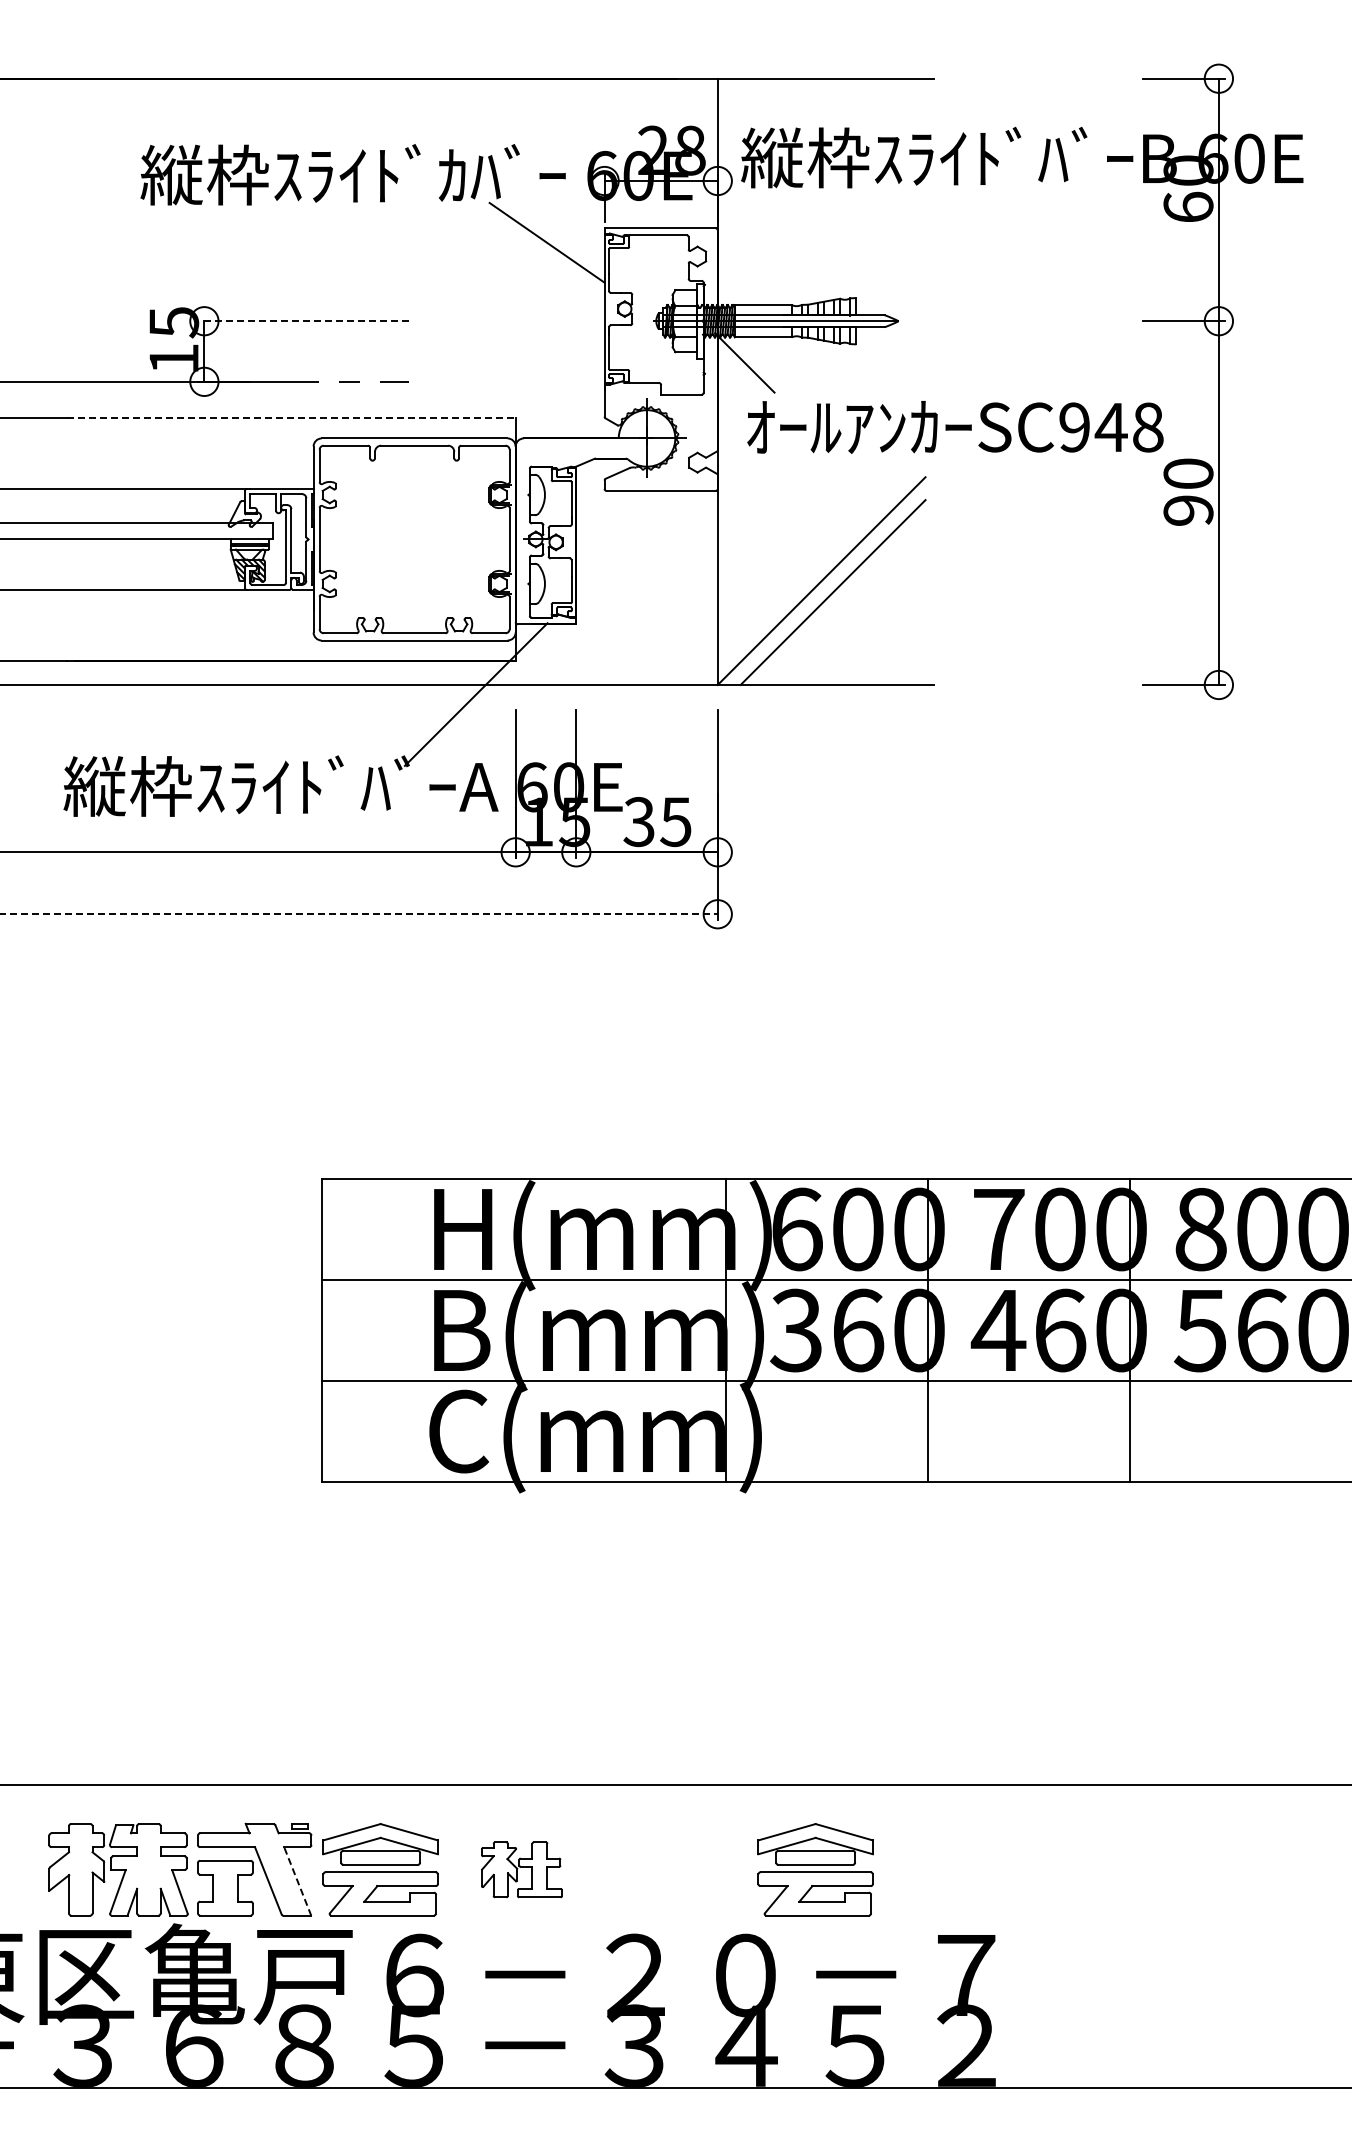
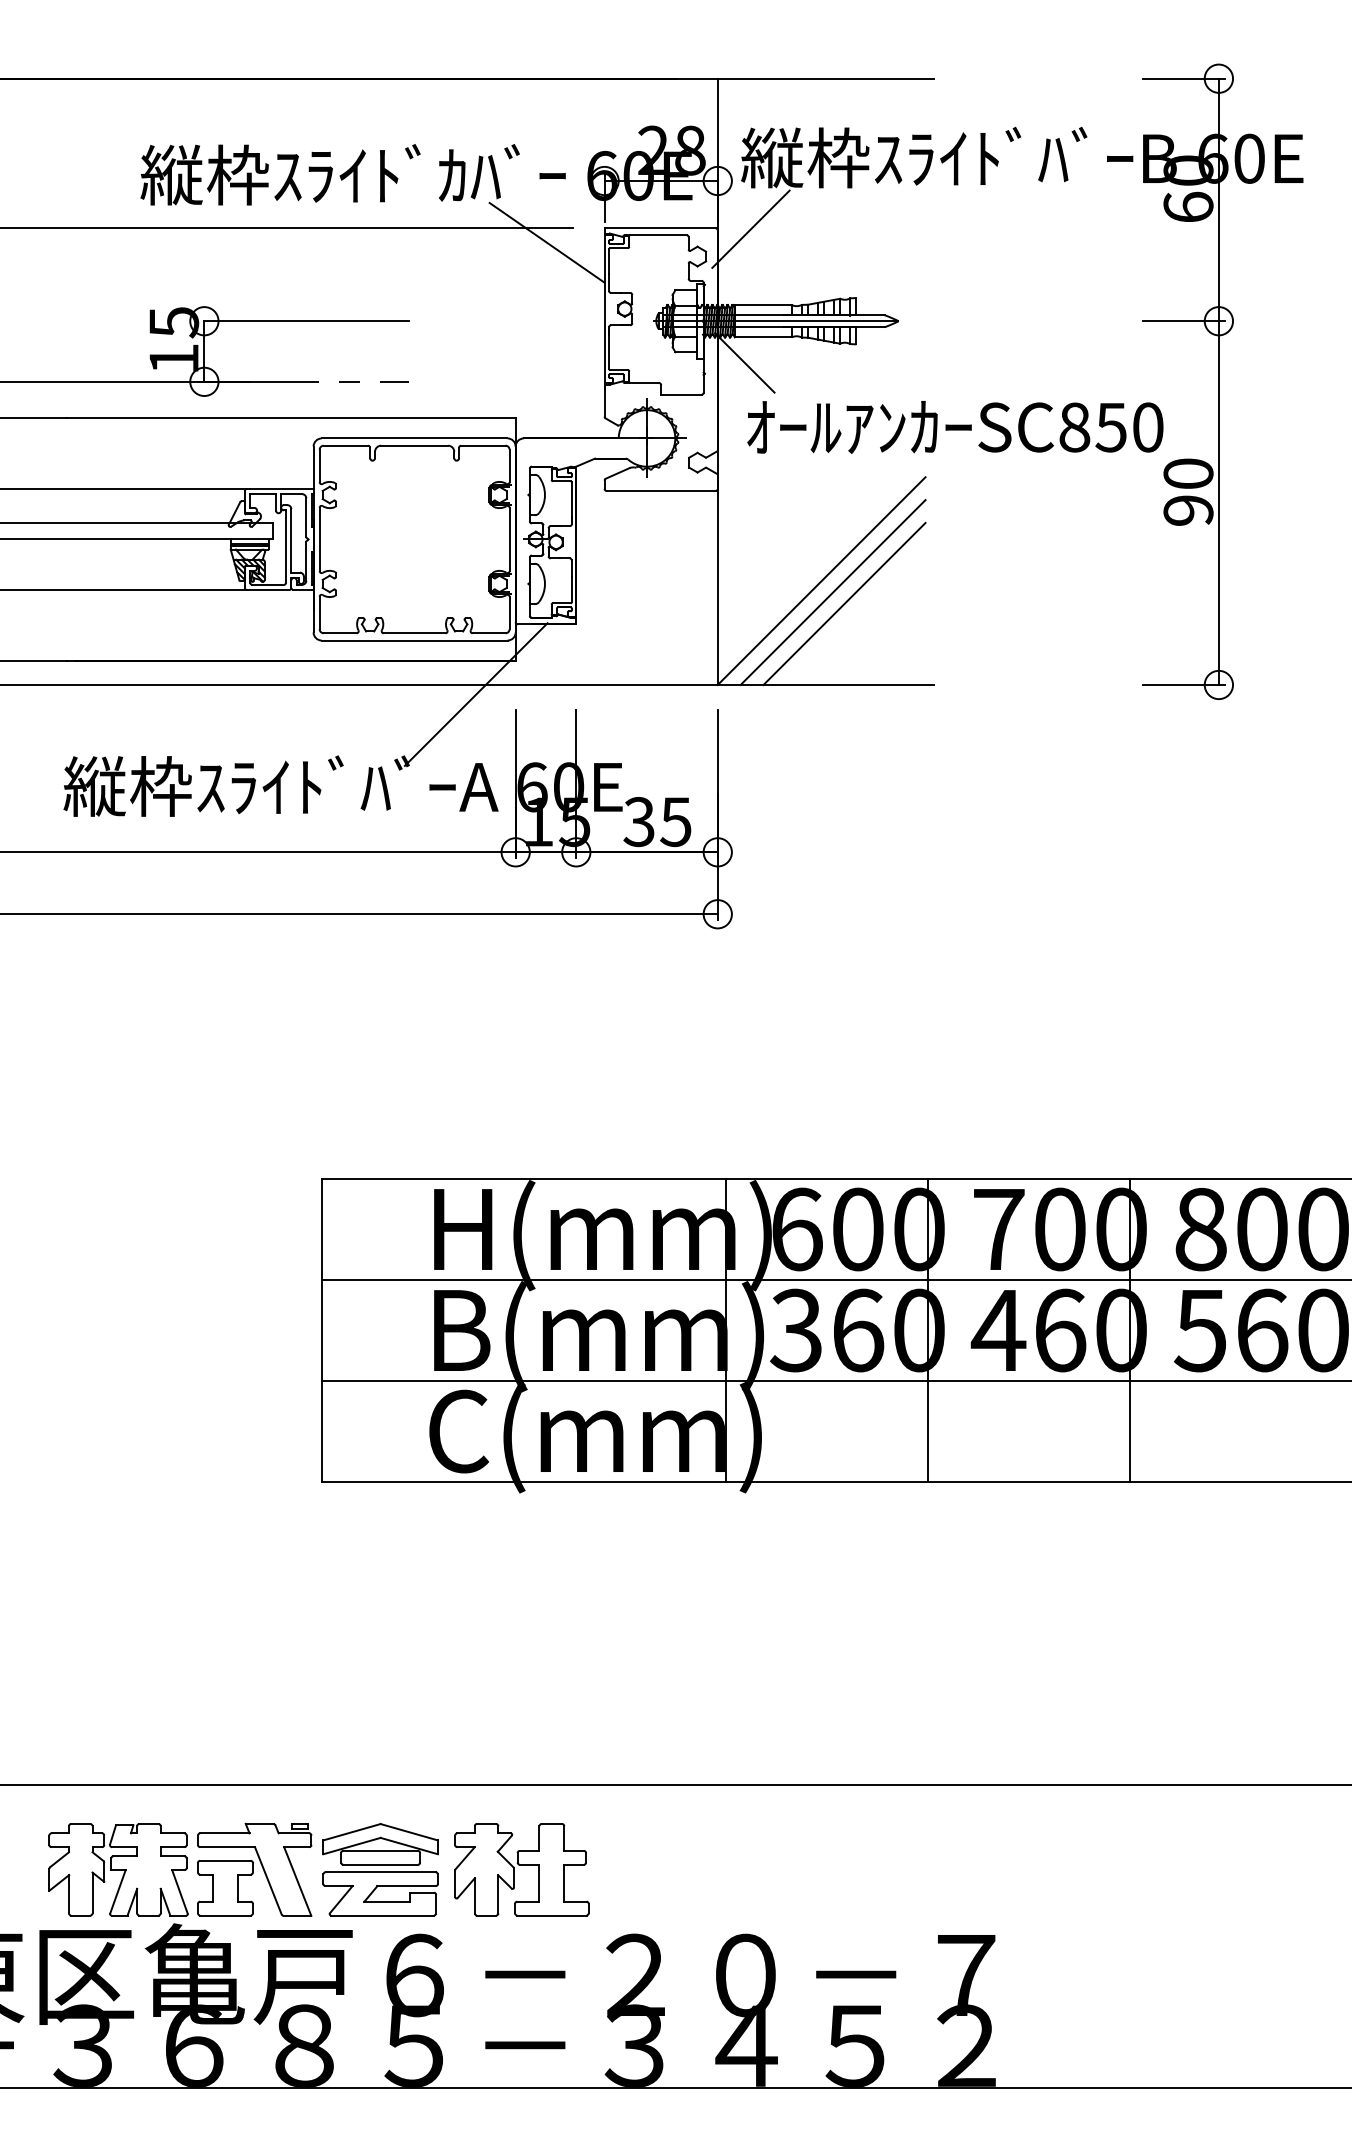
line: none -> present (287, 228)
line: none -> present (750, 228)
line: dashed -> solid (307, 321)
line: dashed -> solid (291, 418)
text: SC948 -> SC850 (1111, 427)
line: none -> present (844, 603)
line: dashed -> solid (359, 914)
part size: 82x58 px -> 136x94 px (521, 1869)
part: present -> none (815, 1869)
line: dashed -> solid (297, 1881)
